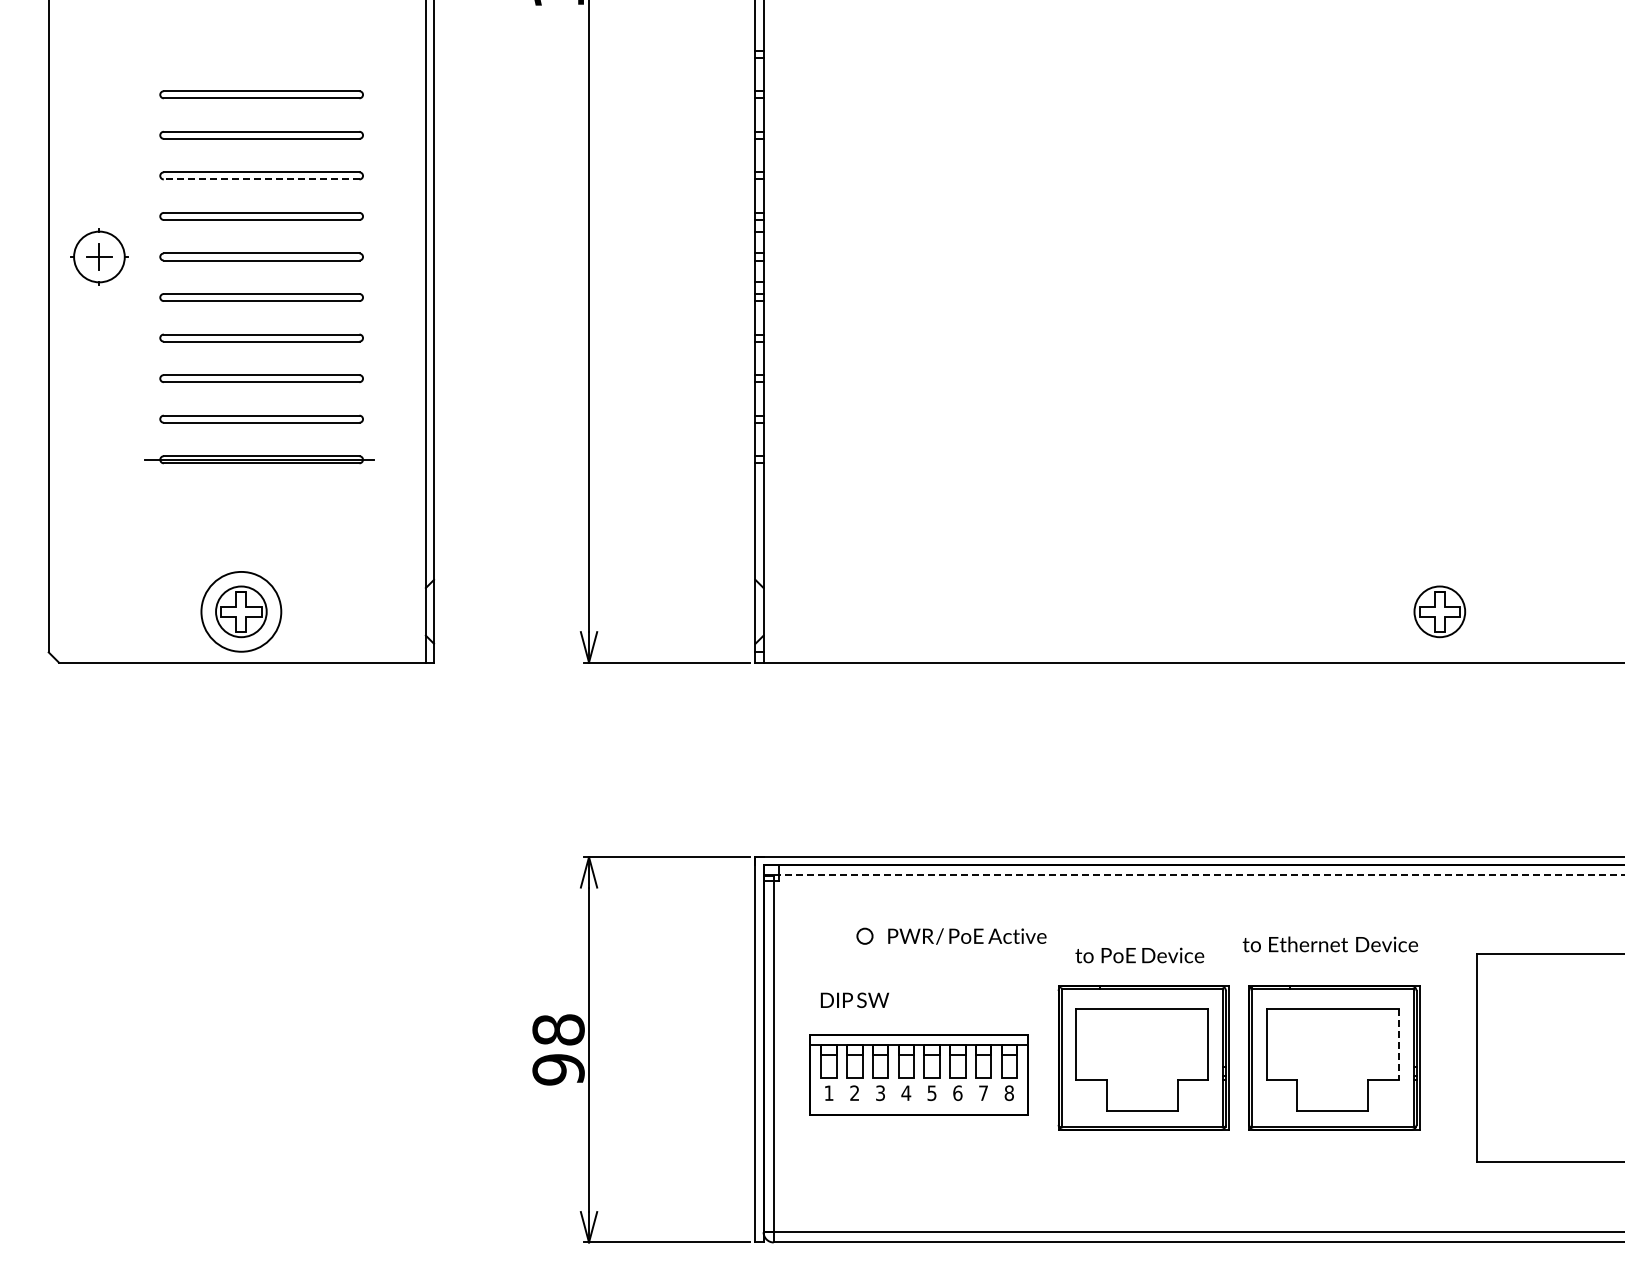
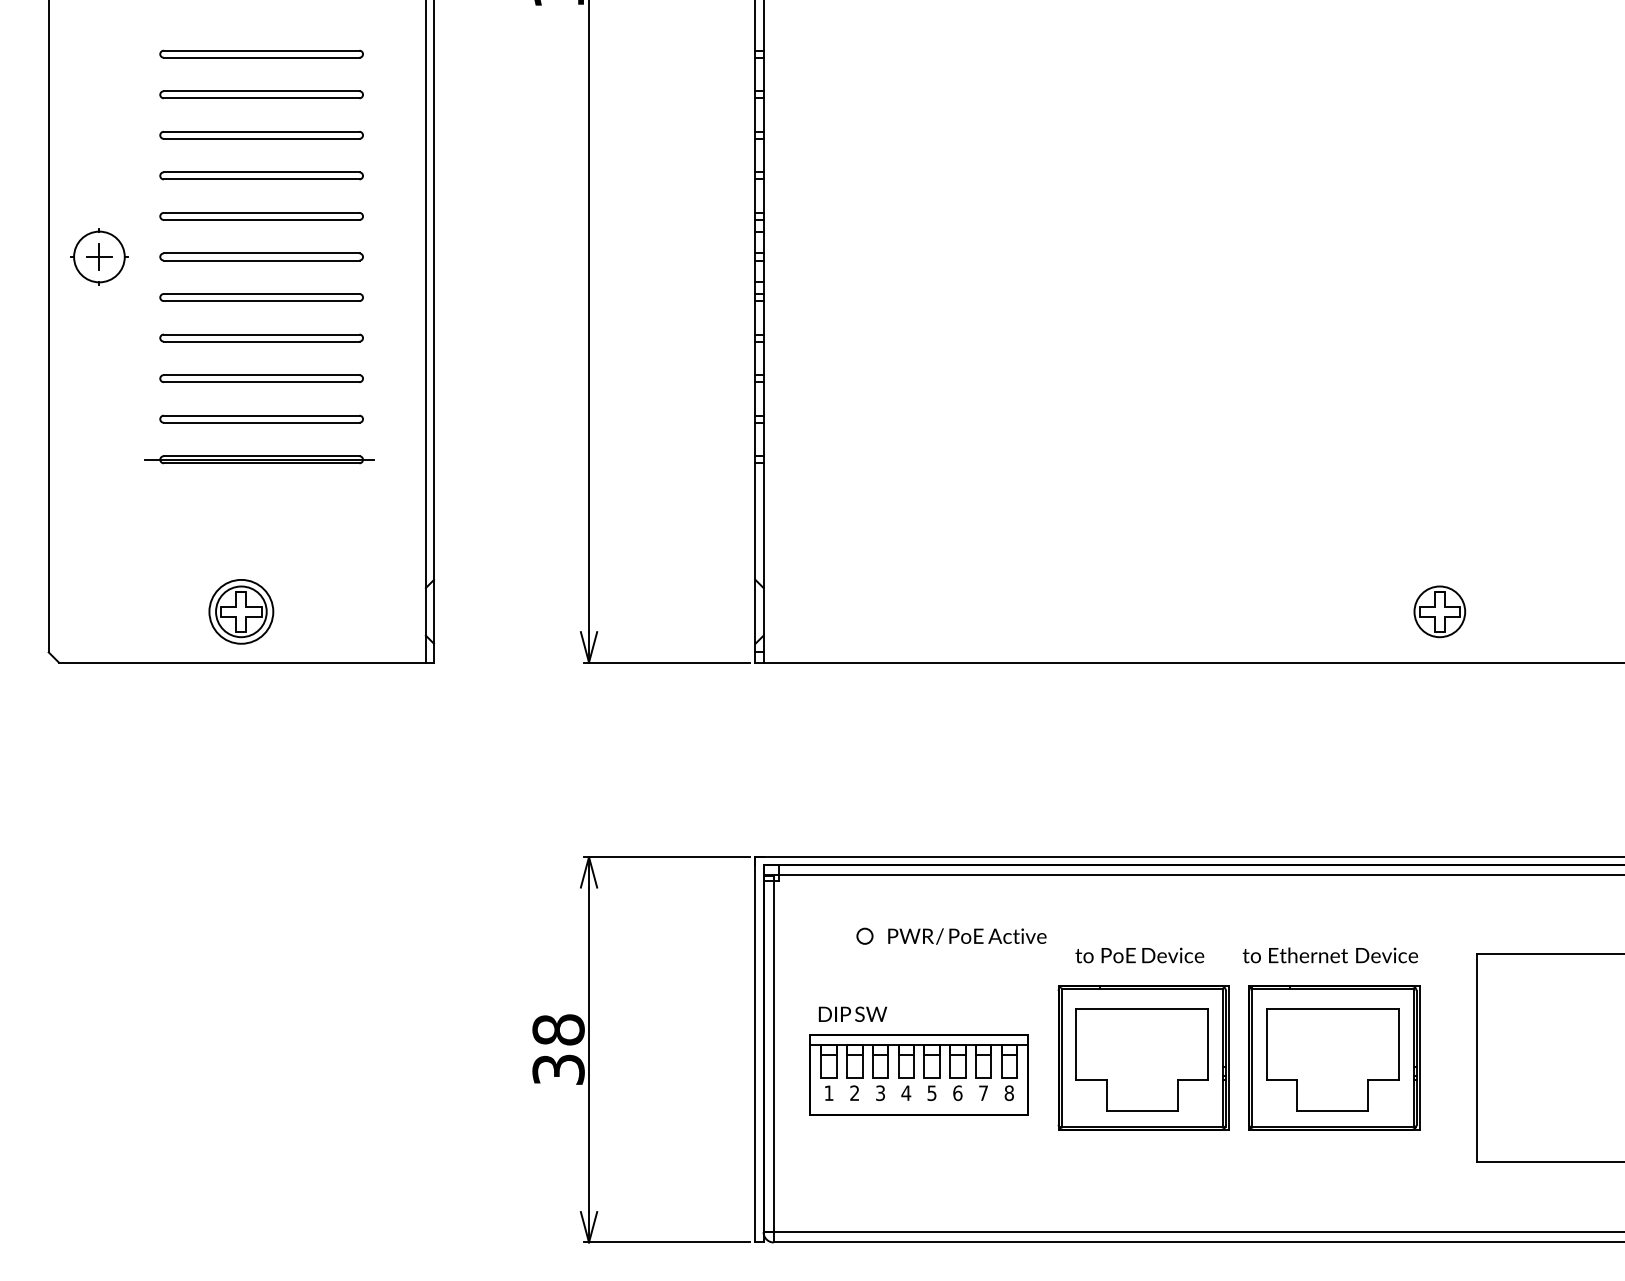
part: none -> present (261, 53)
line: dashed -> solid (261, 179)
circle diameter: 80 px -> 64 px (241, 611)
line: dashed -> solid (1201, 875)
text position: (1329, 944) -> (1329, 955) (1329, 955)
text position: (854, 999) -> (852, 1013) (852, 1013)
line: dashed -> solid (1398, 1045)
text: 98 -> 38 (558, 1069)
